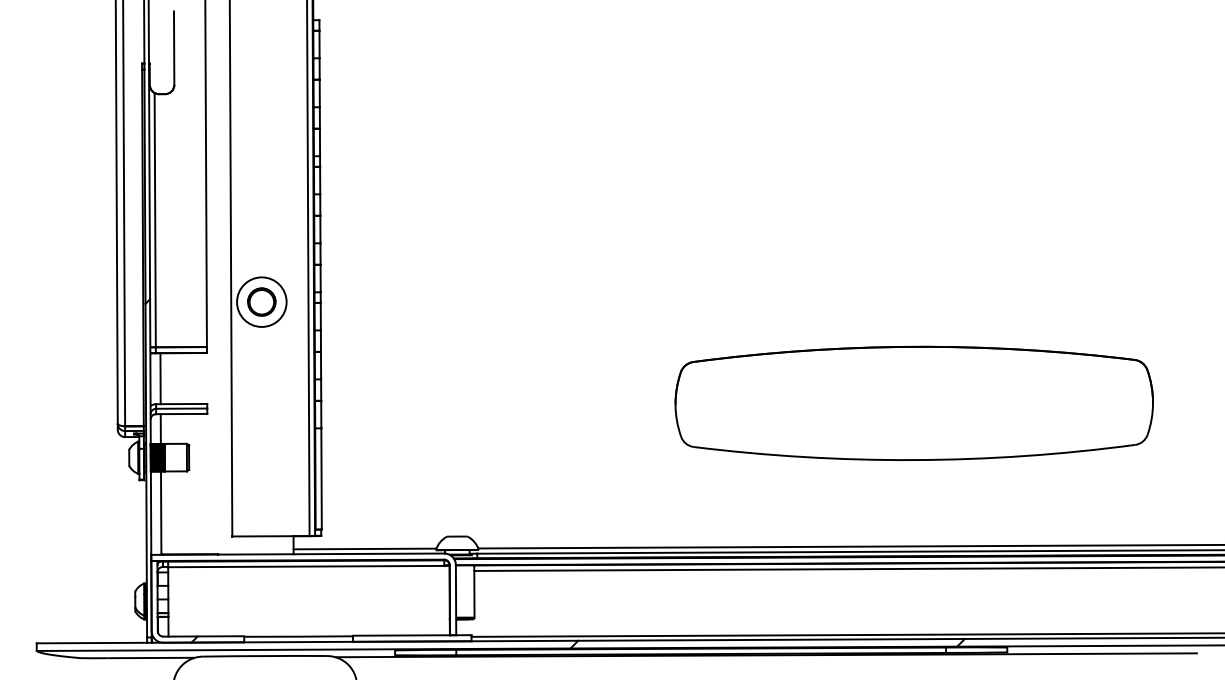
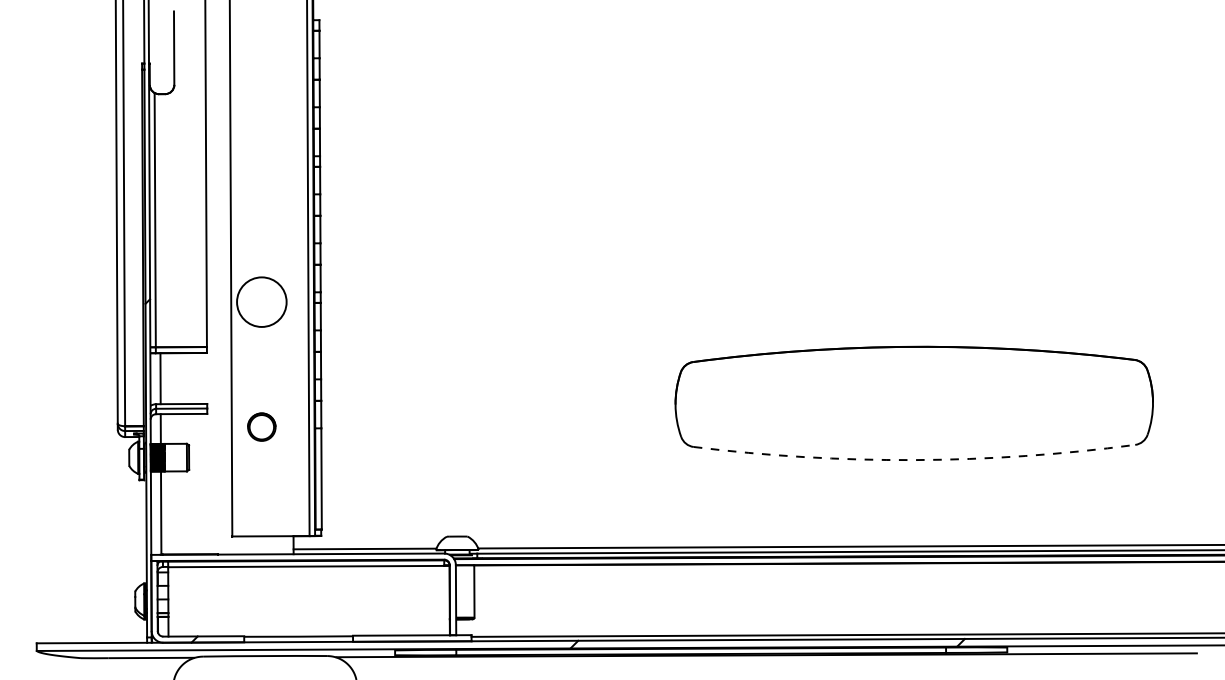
part position: (261, 301) -> (261, 426) (261, 426)
arc: solid -> dashed (914, 460)
line: present -> none (847, 568)
